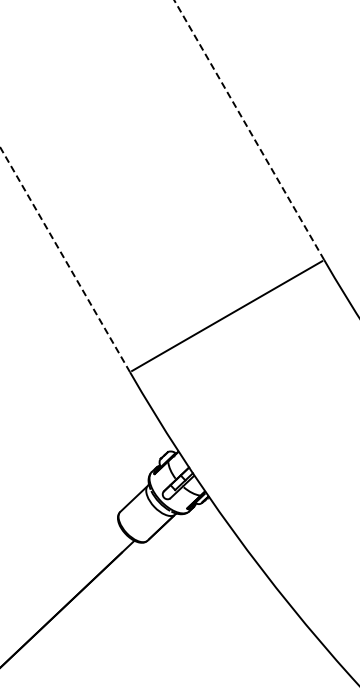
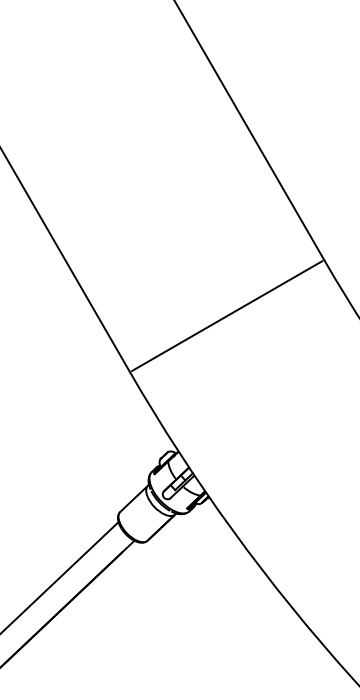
line: dashed -> solid (249, 130)
line: dashed -> solid (65, 259)
line: none -> present (60, 577)
